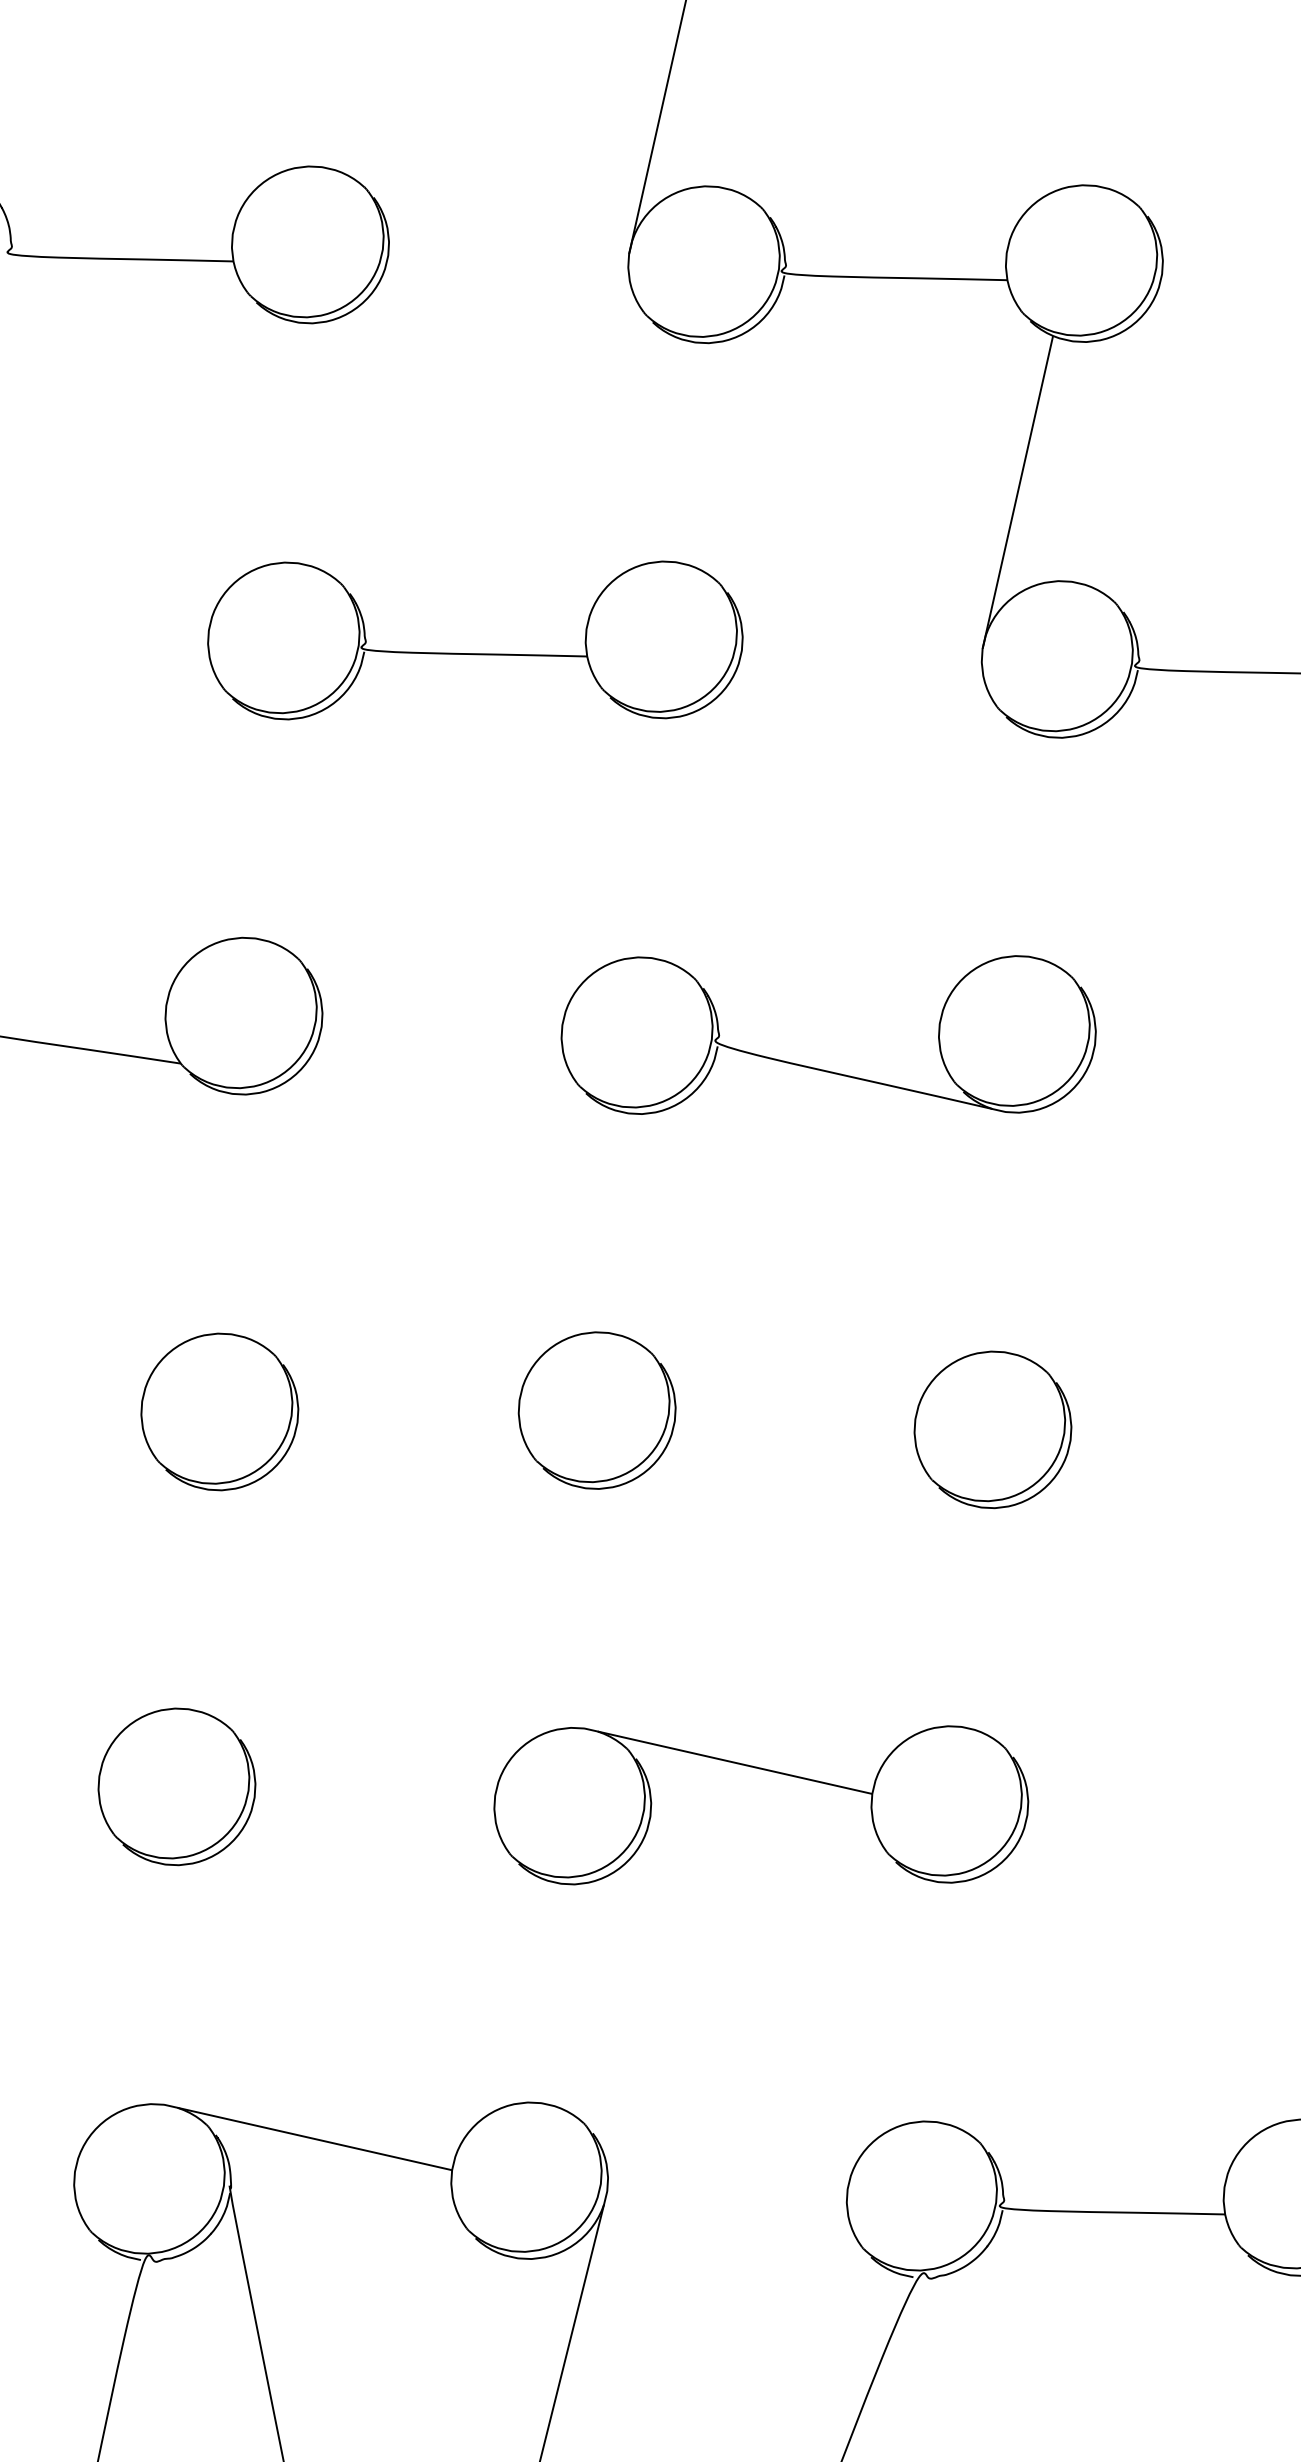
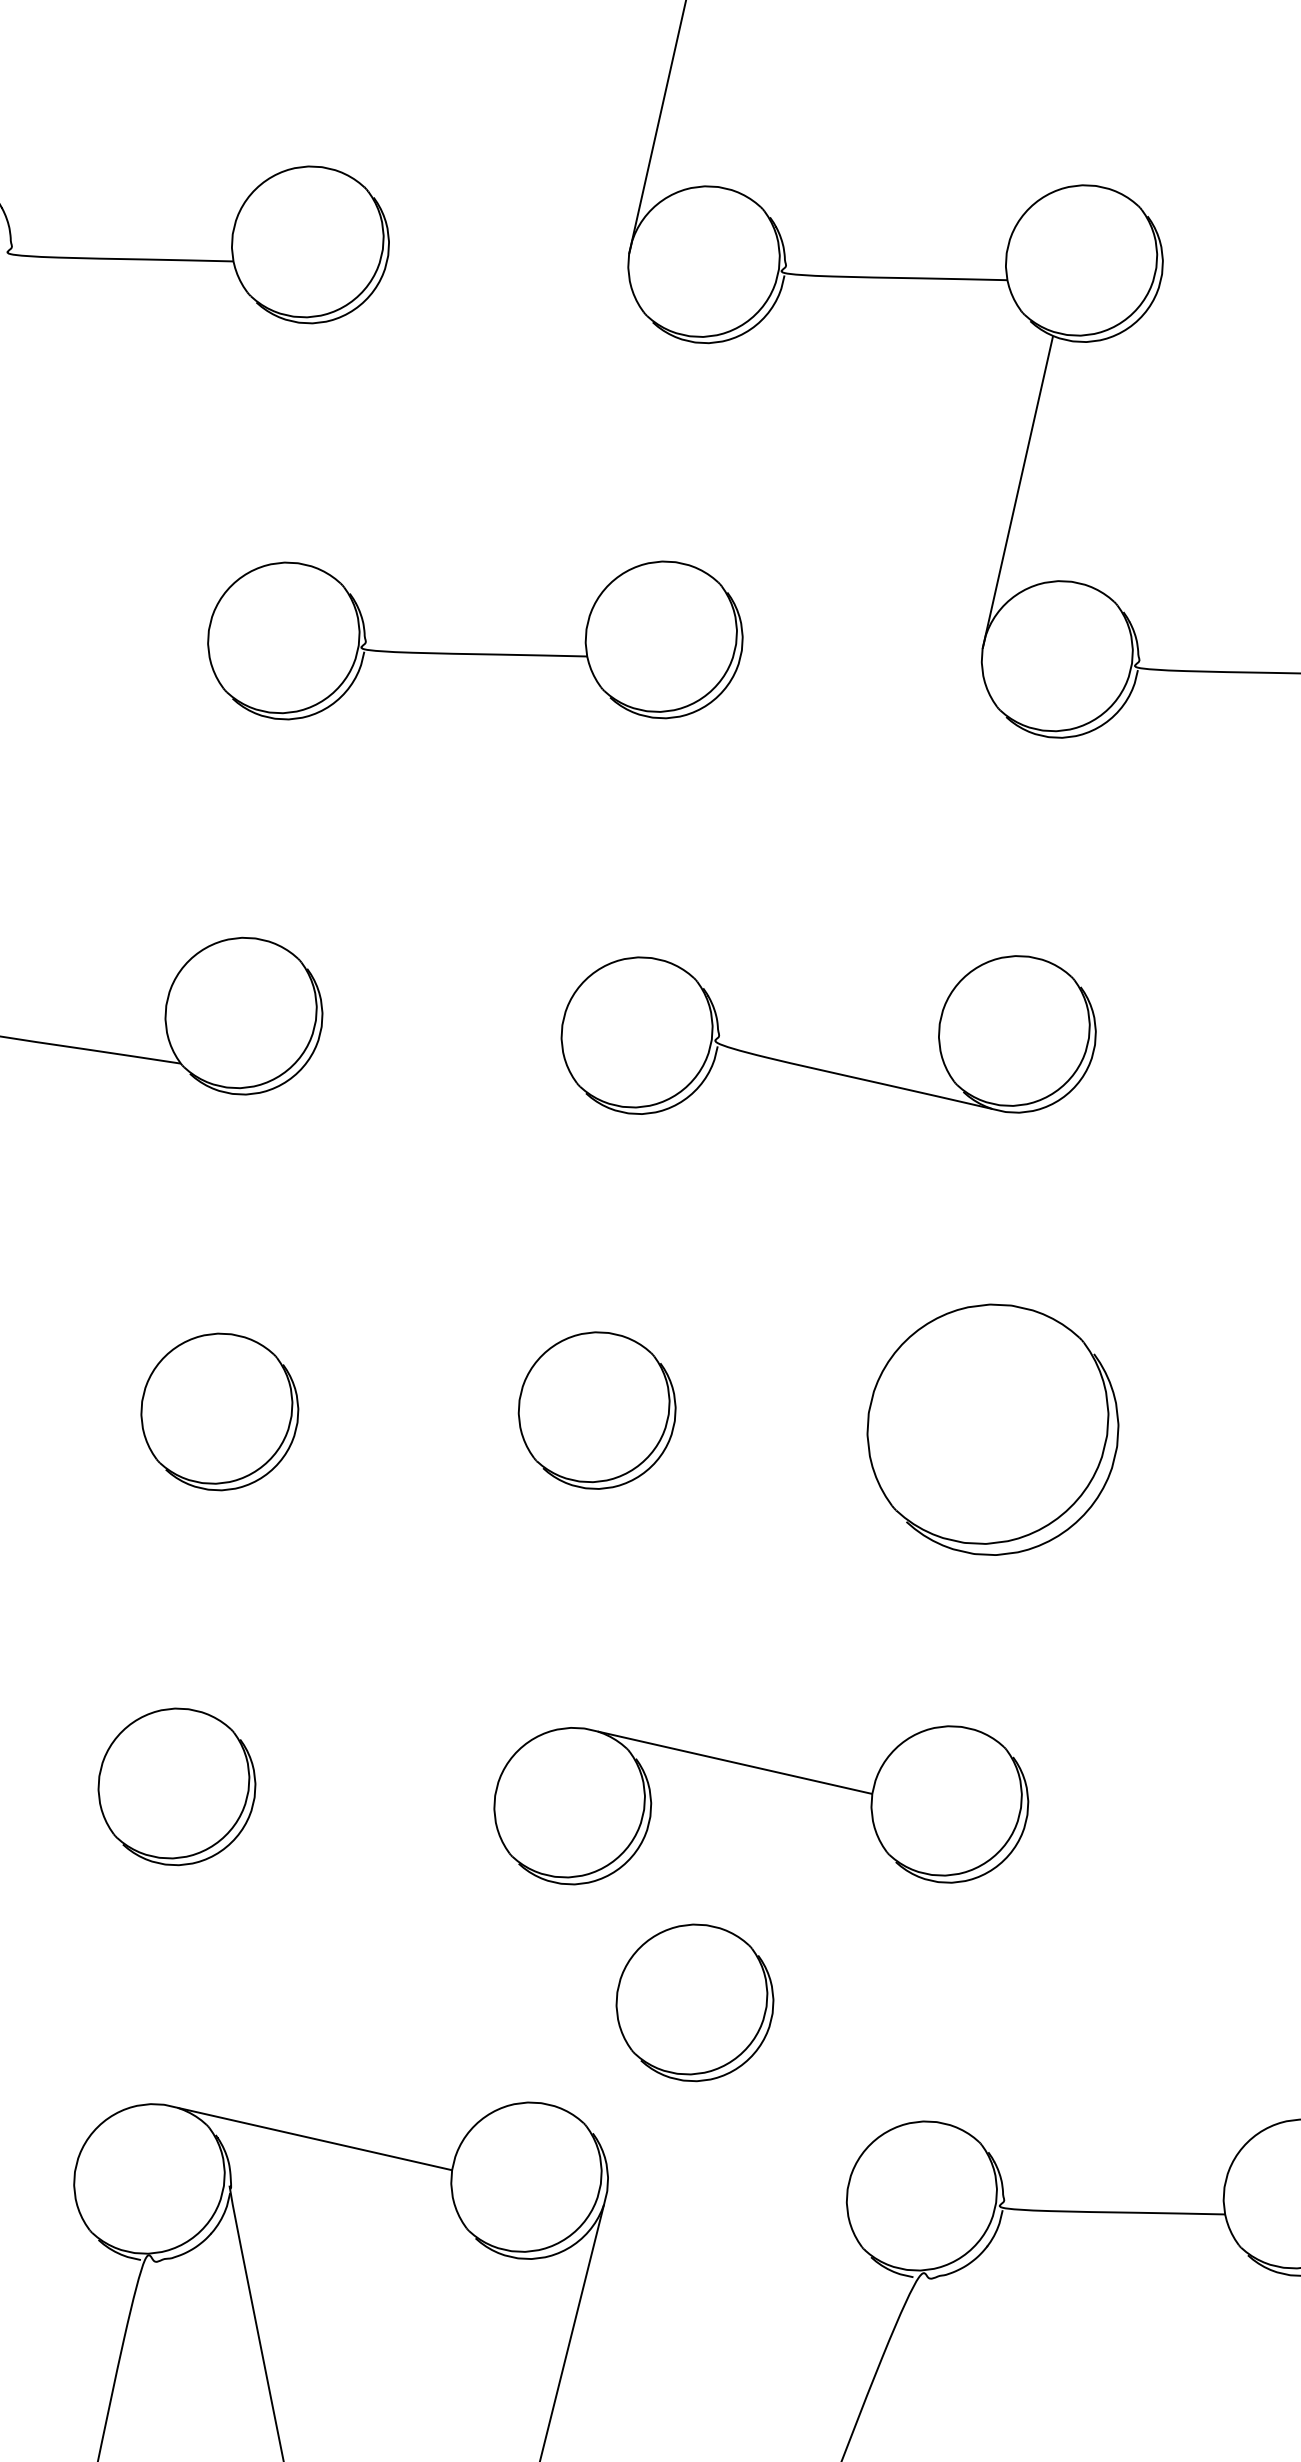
part size: 160x160 px -> 254x253 px (992, 1429)
part: none -> present (694, 2002)
